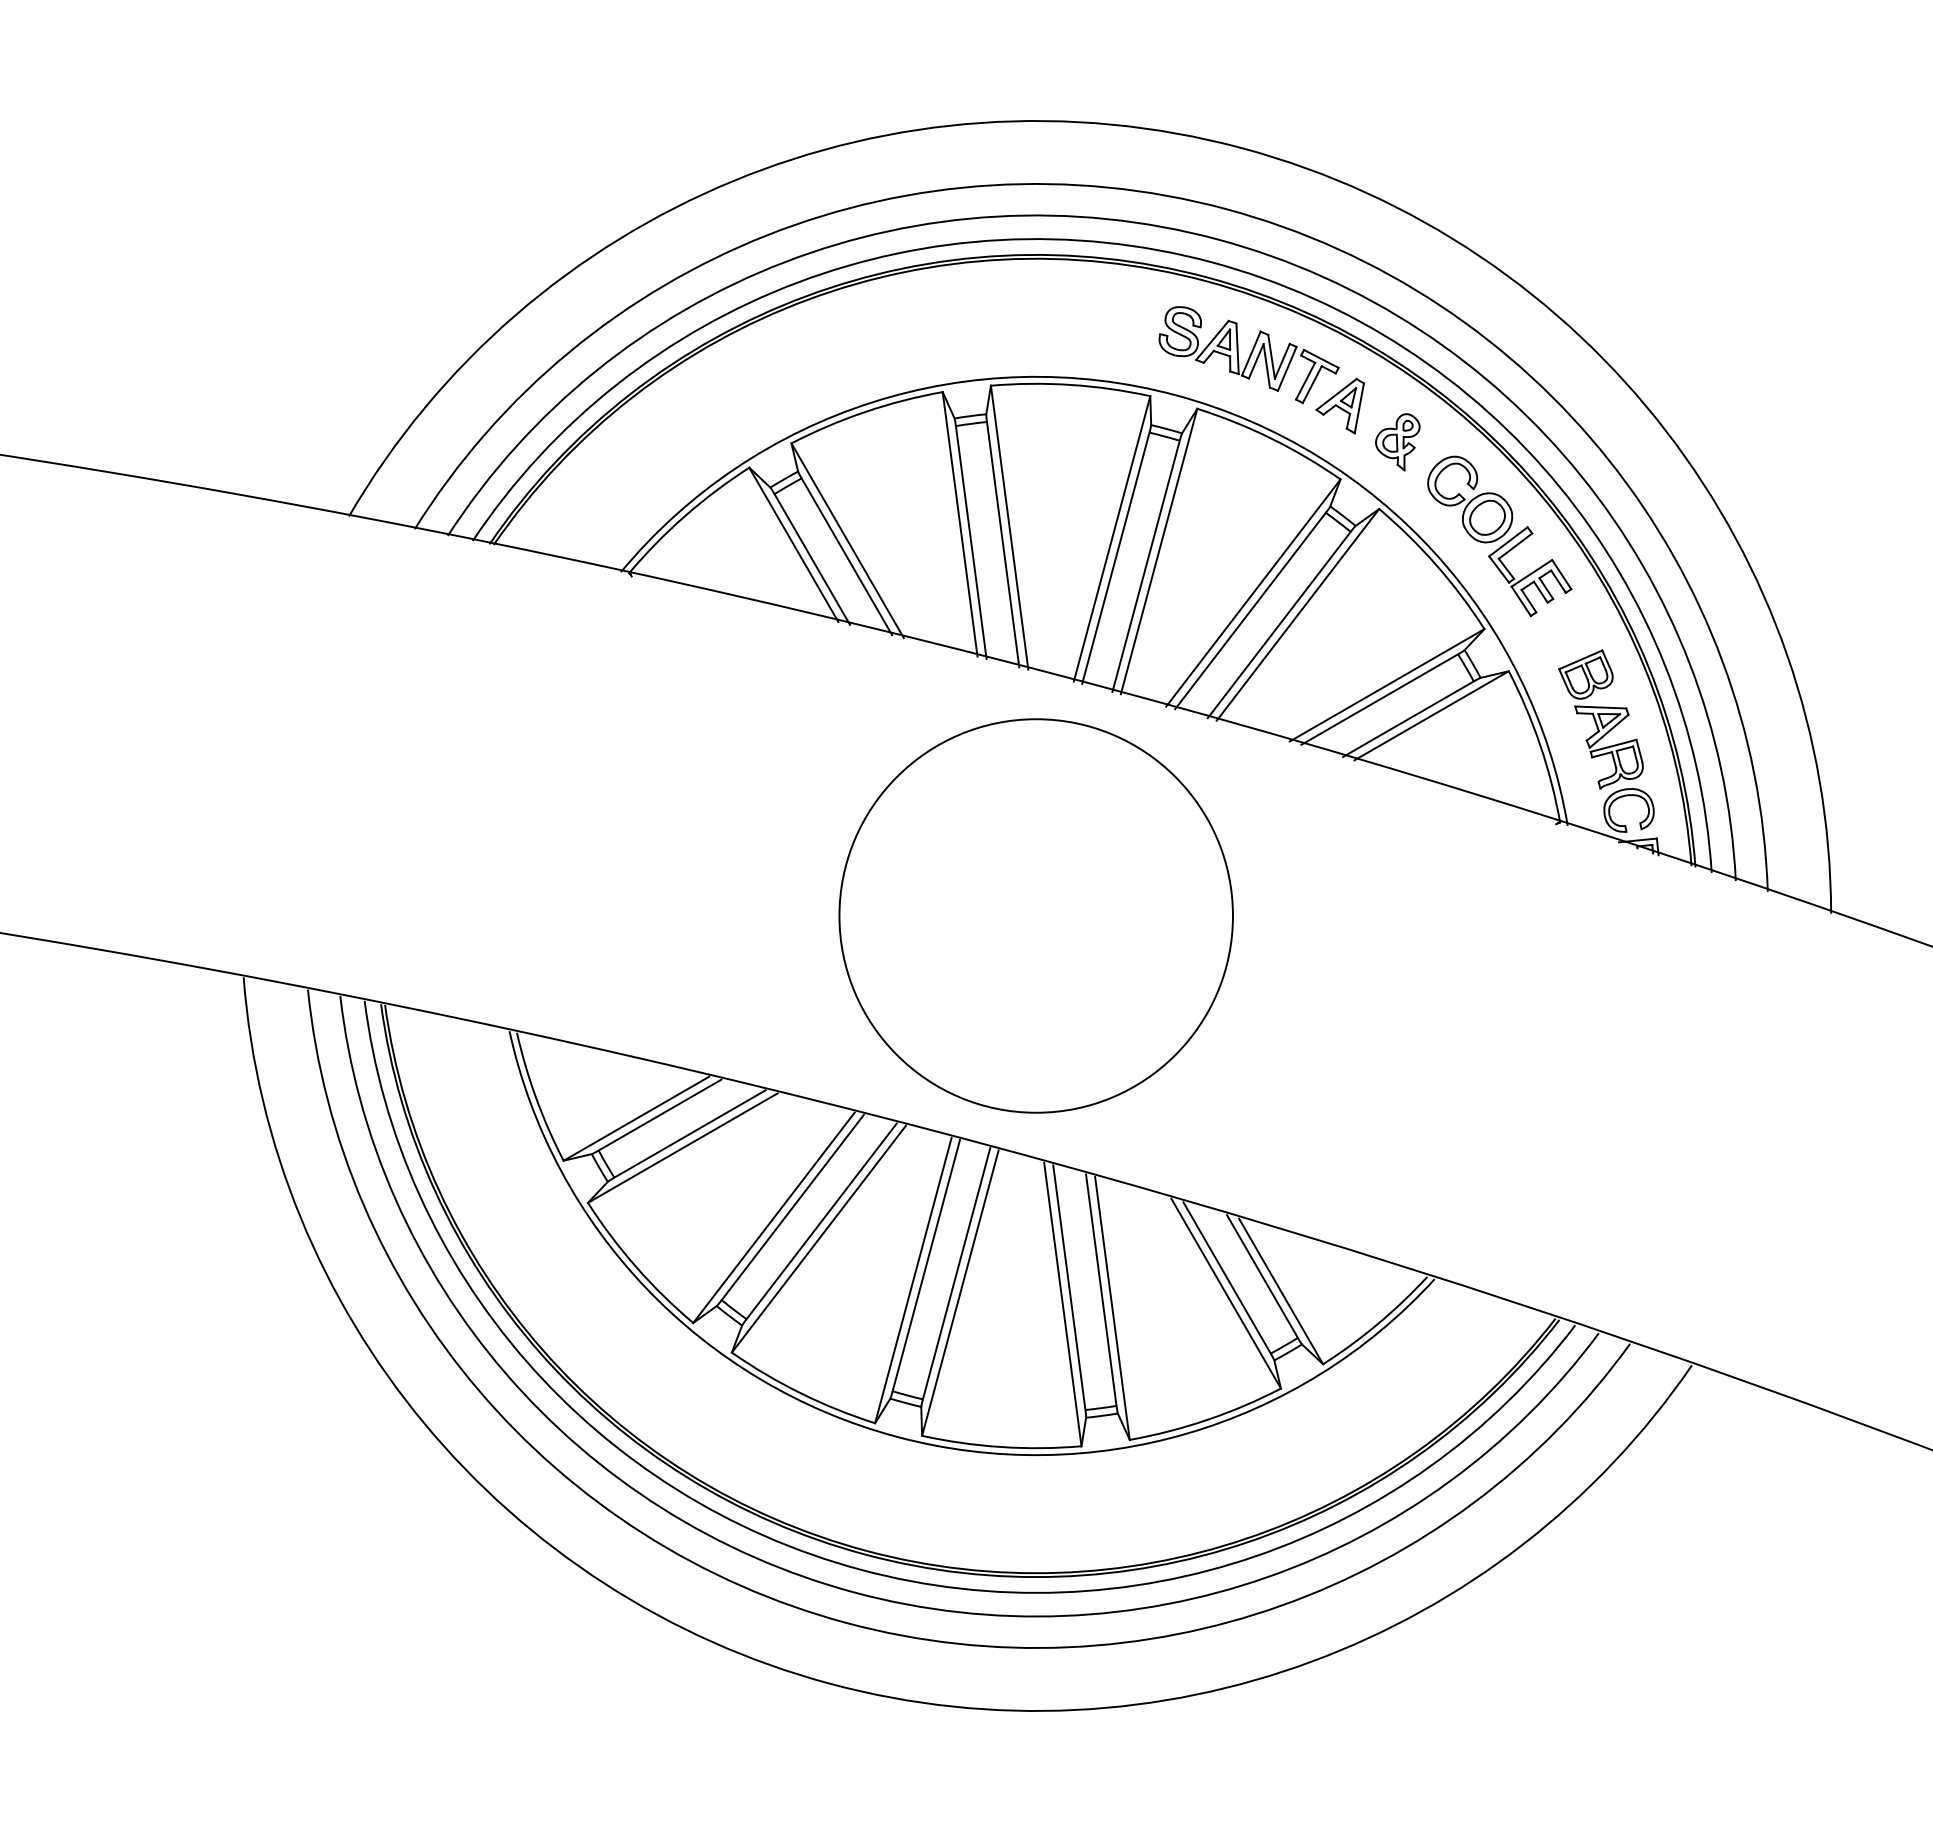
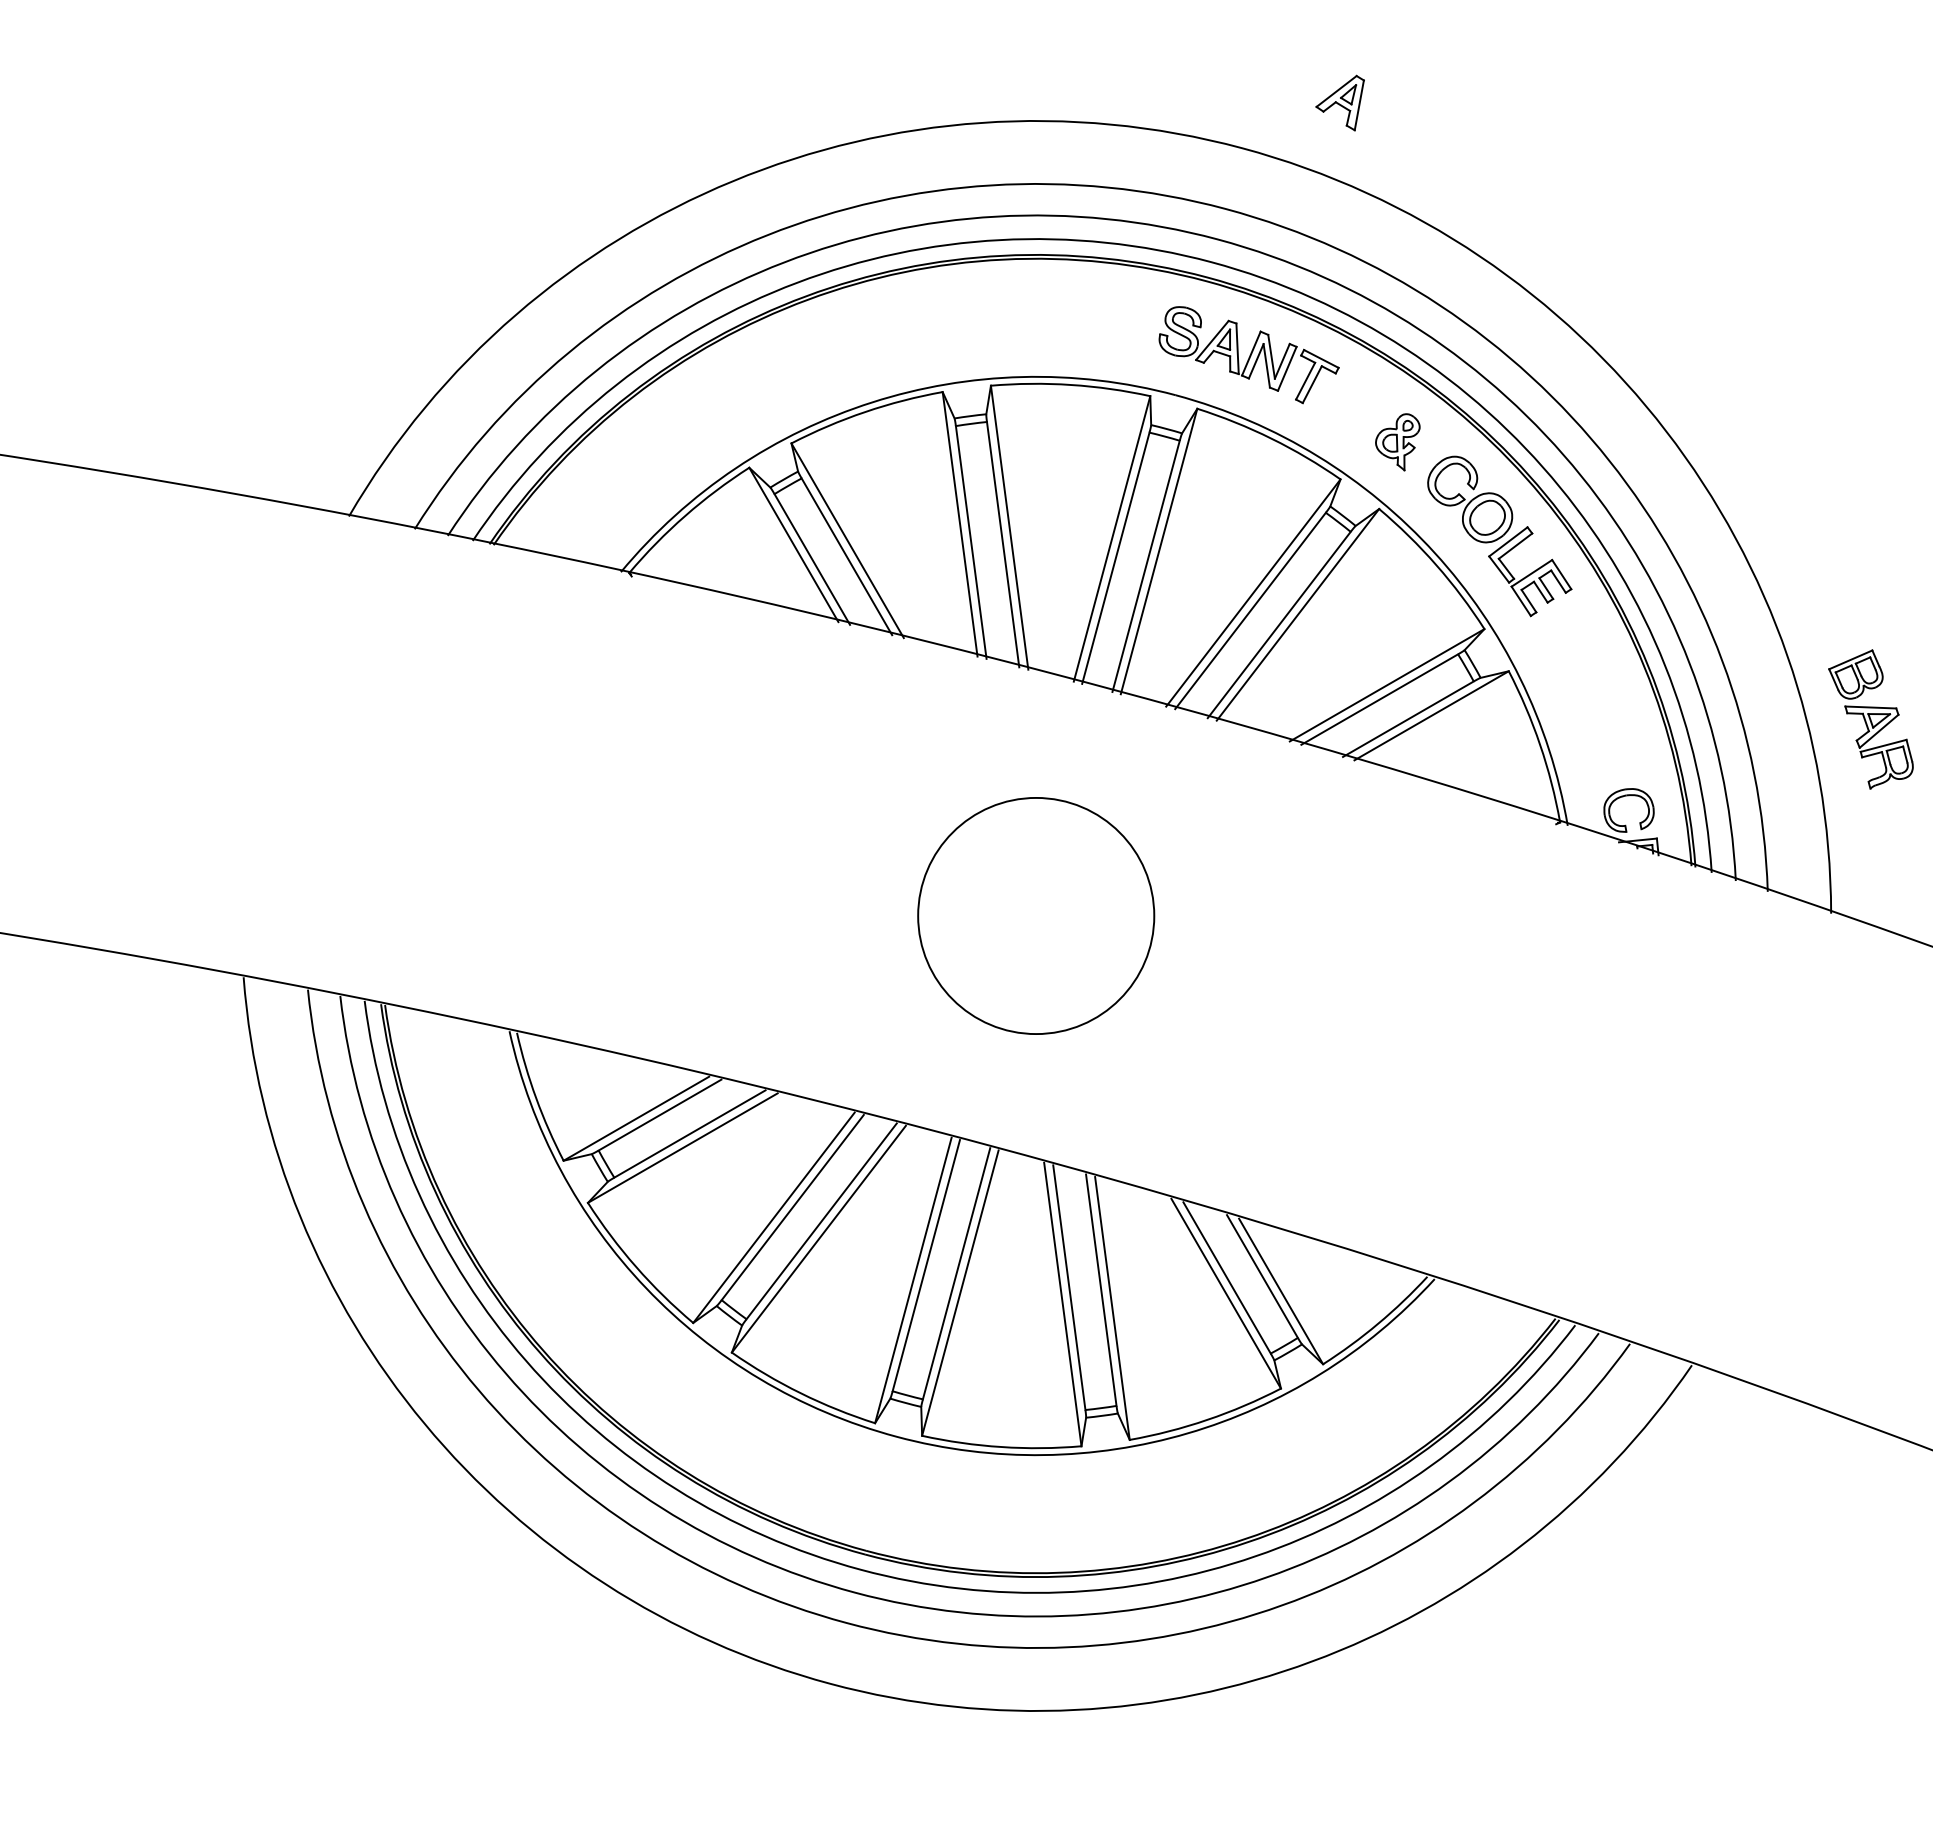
part position: (1339, 405) -> (1339, 102) (1339, 102)
part position: (1600, 719) -> (1870, 719) (1870, 719)
circle diameter: 394 px -> 236 px (1036, 915)
